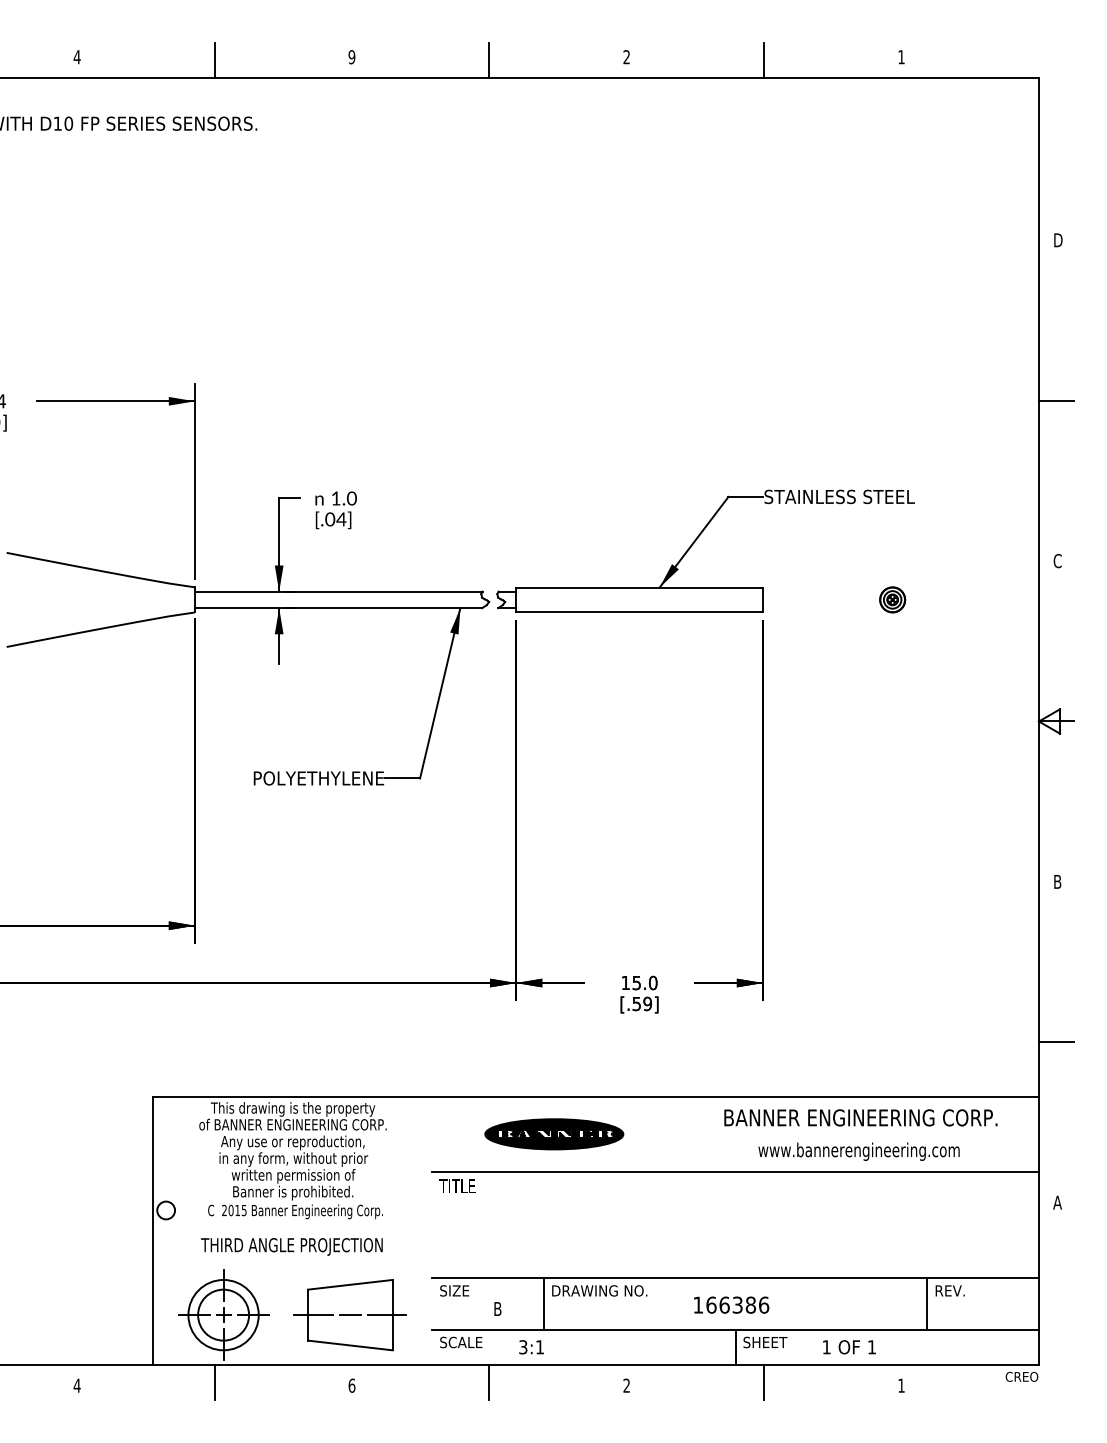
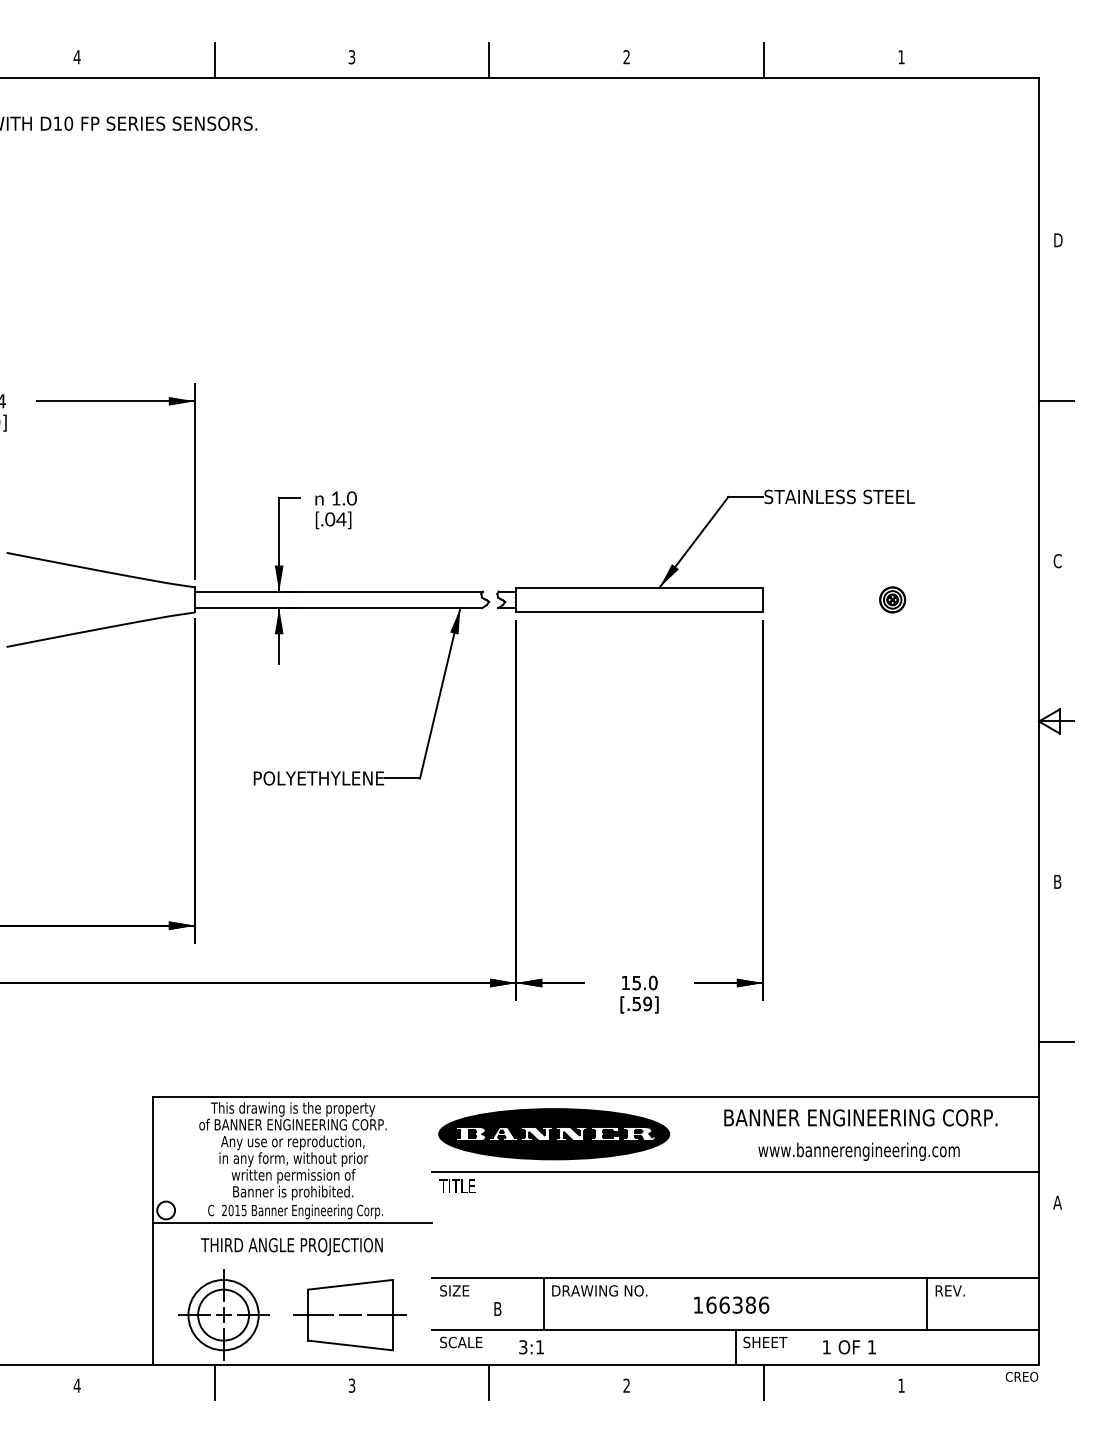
text: 9 -> 3 (351, 57)
part size: 141x33 px -> 233x53 px (554, 1134)
line: none -> present (292, 1222)
text: 6 -> 3 (351, 1385)
